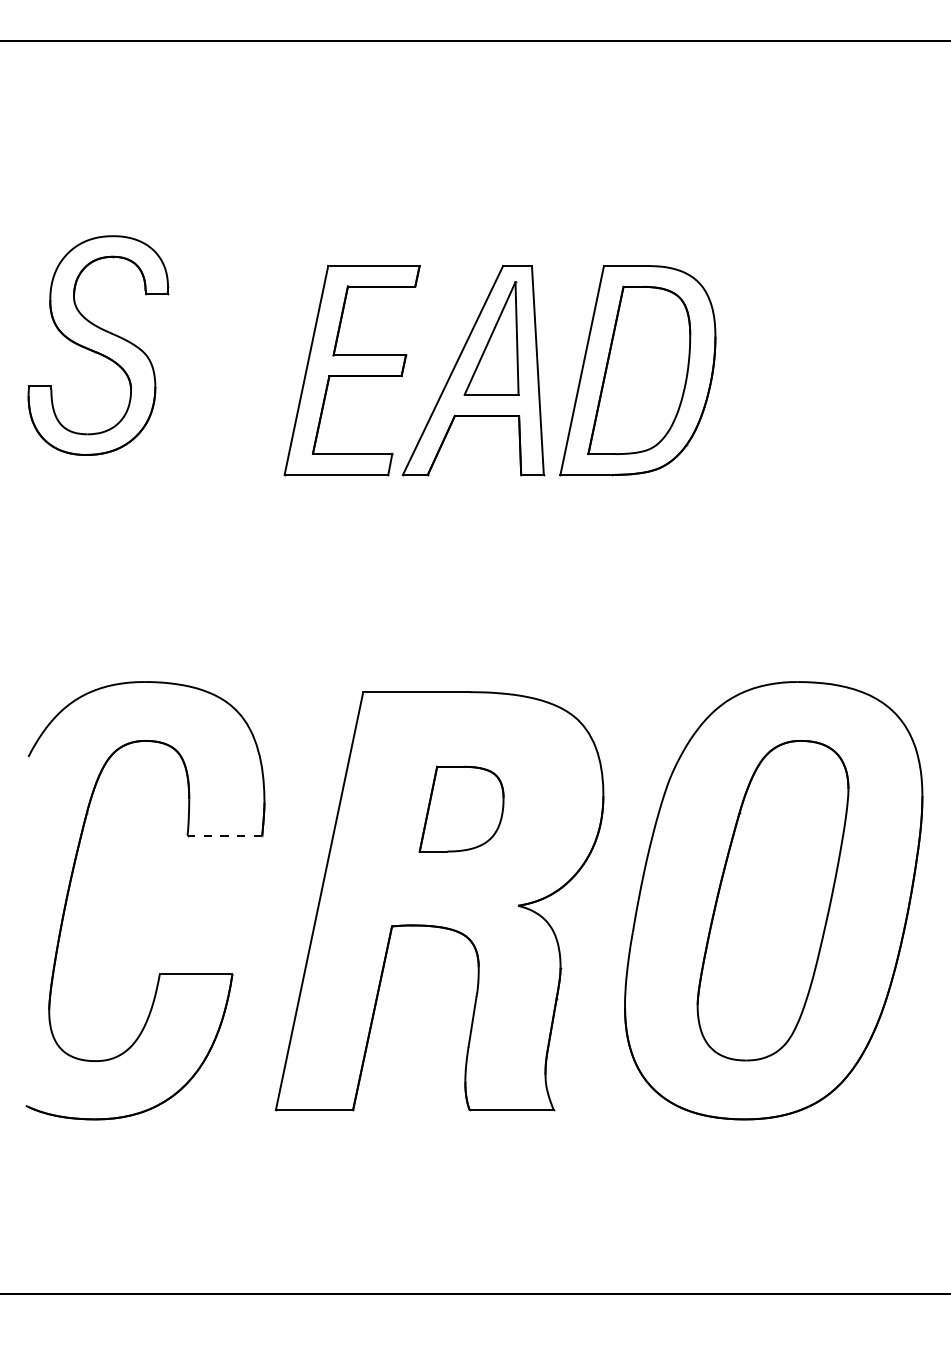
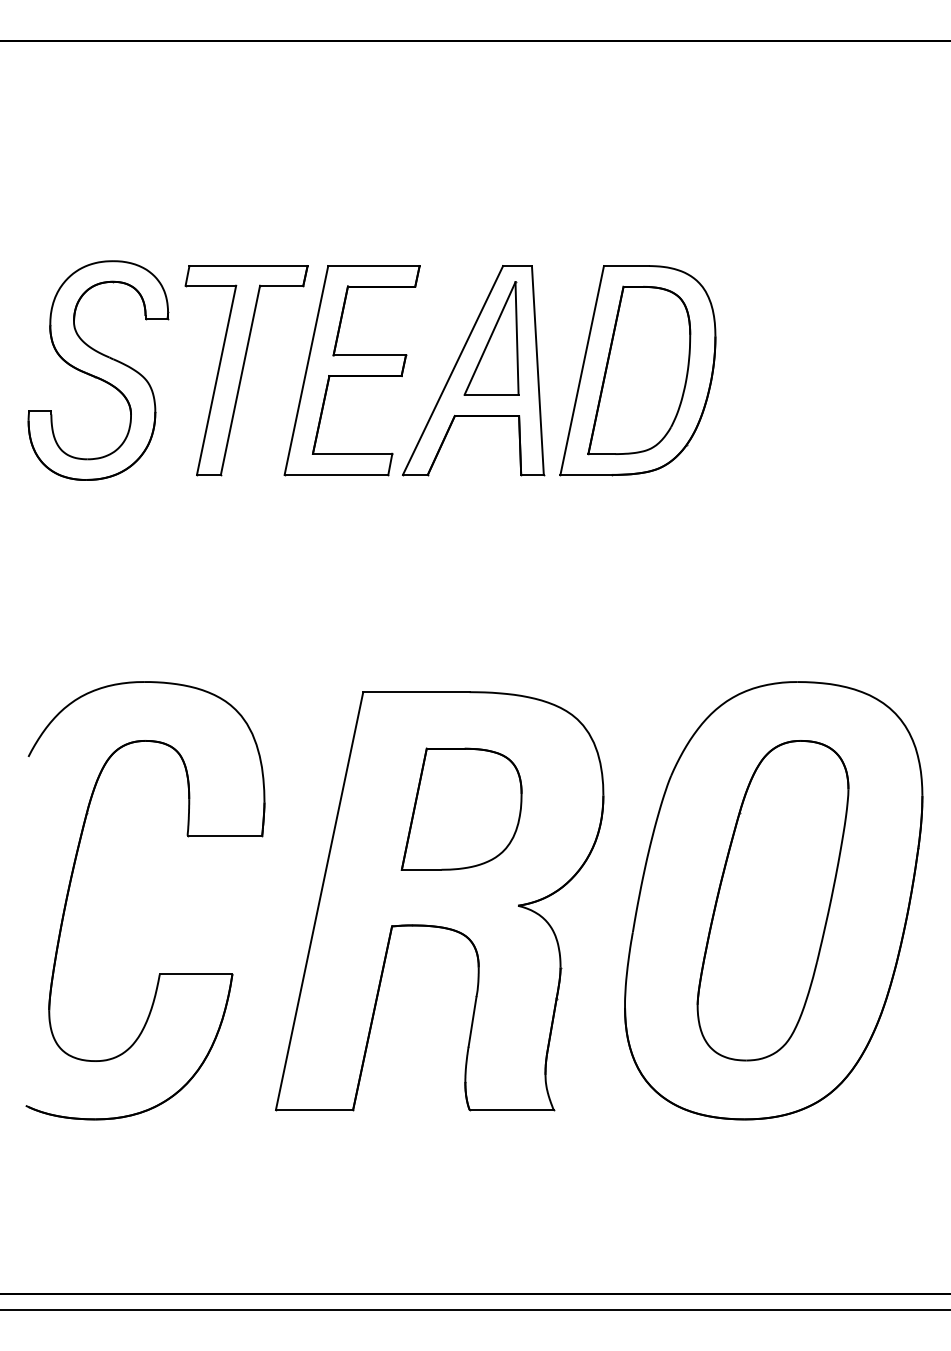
part position: (98, 345) -> (98, 370) (98, 370)
part: none -> present (246, 370)
part size: 87x88 px -> 123x124 px (461, 808)
line: dashed -> solid (224, 835)
line: none -> present (474, 1310)
